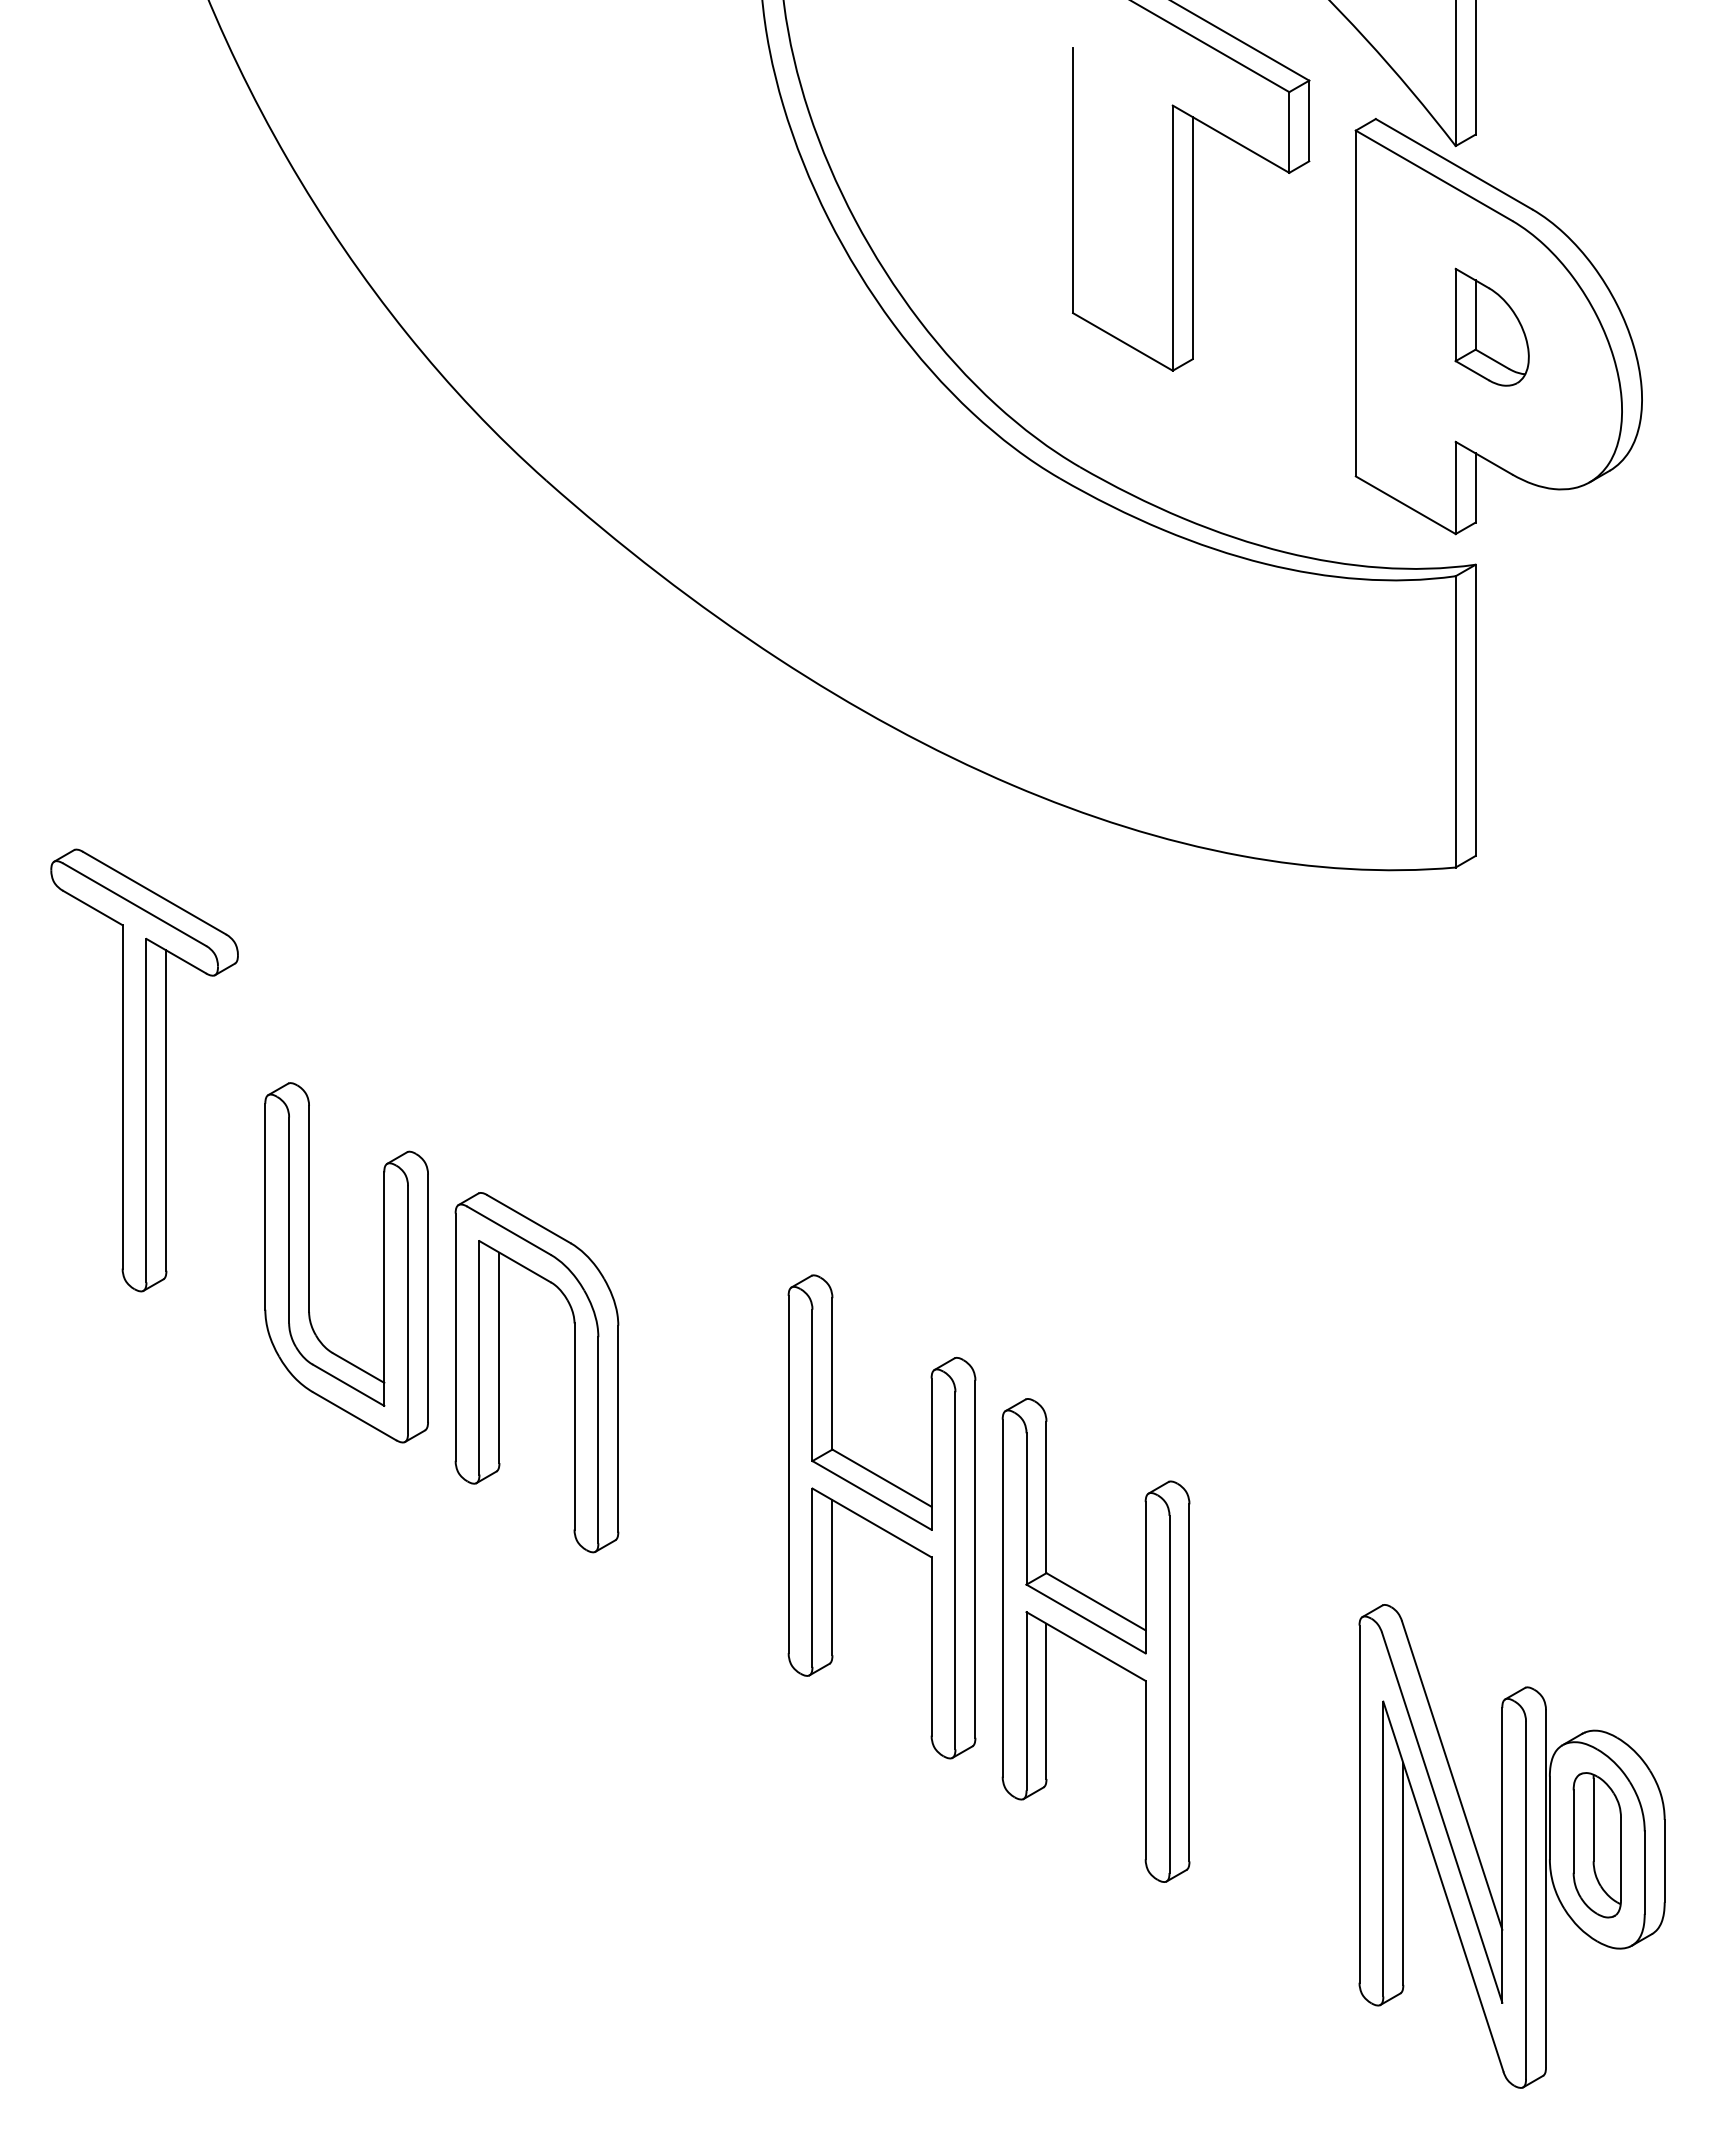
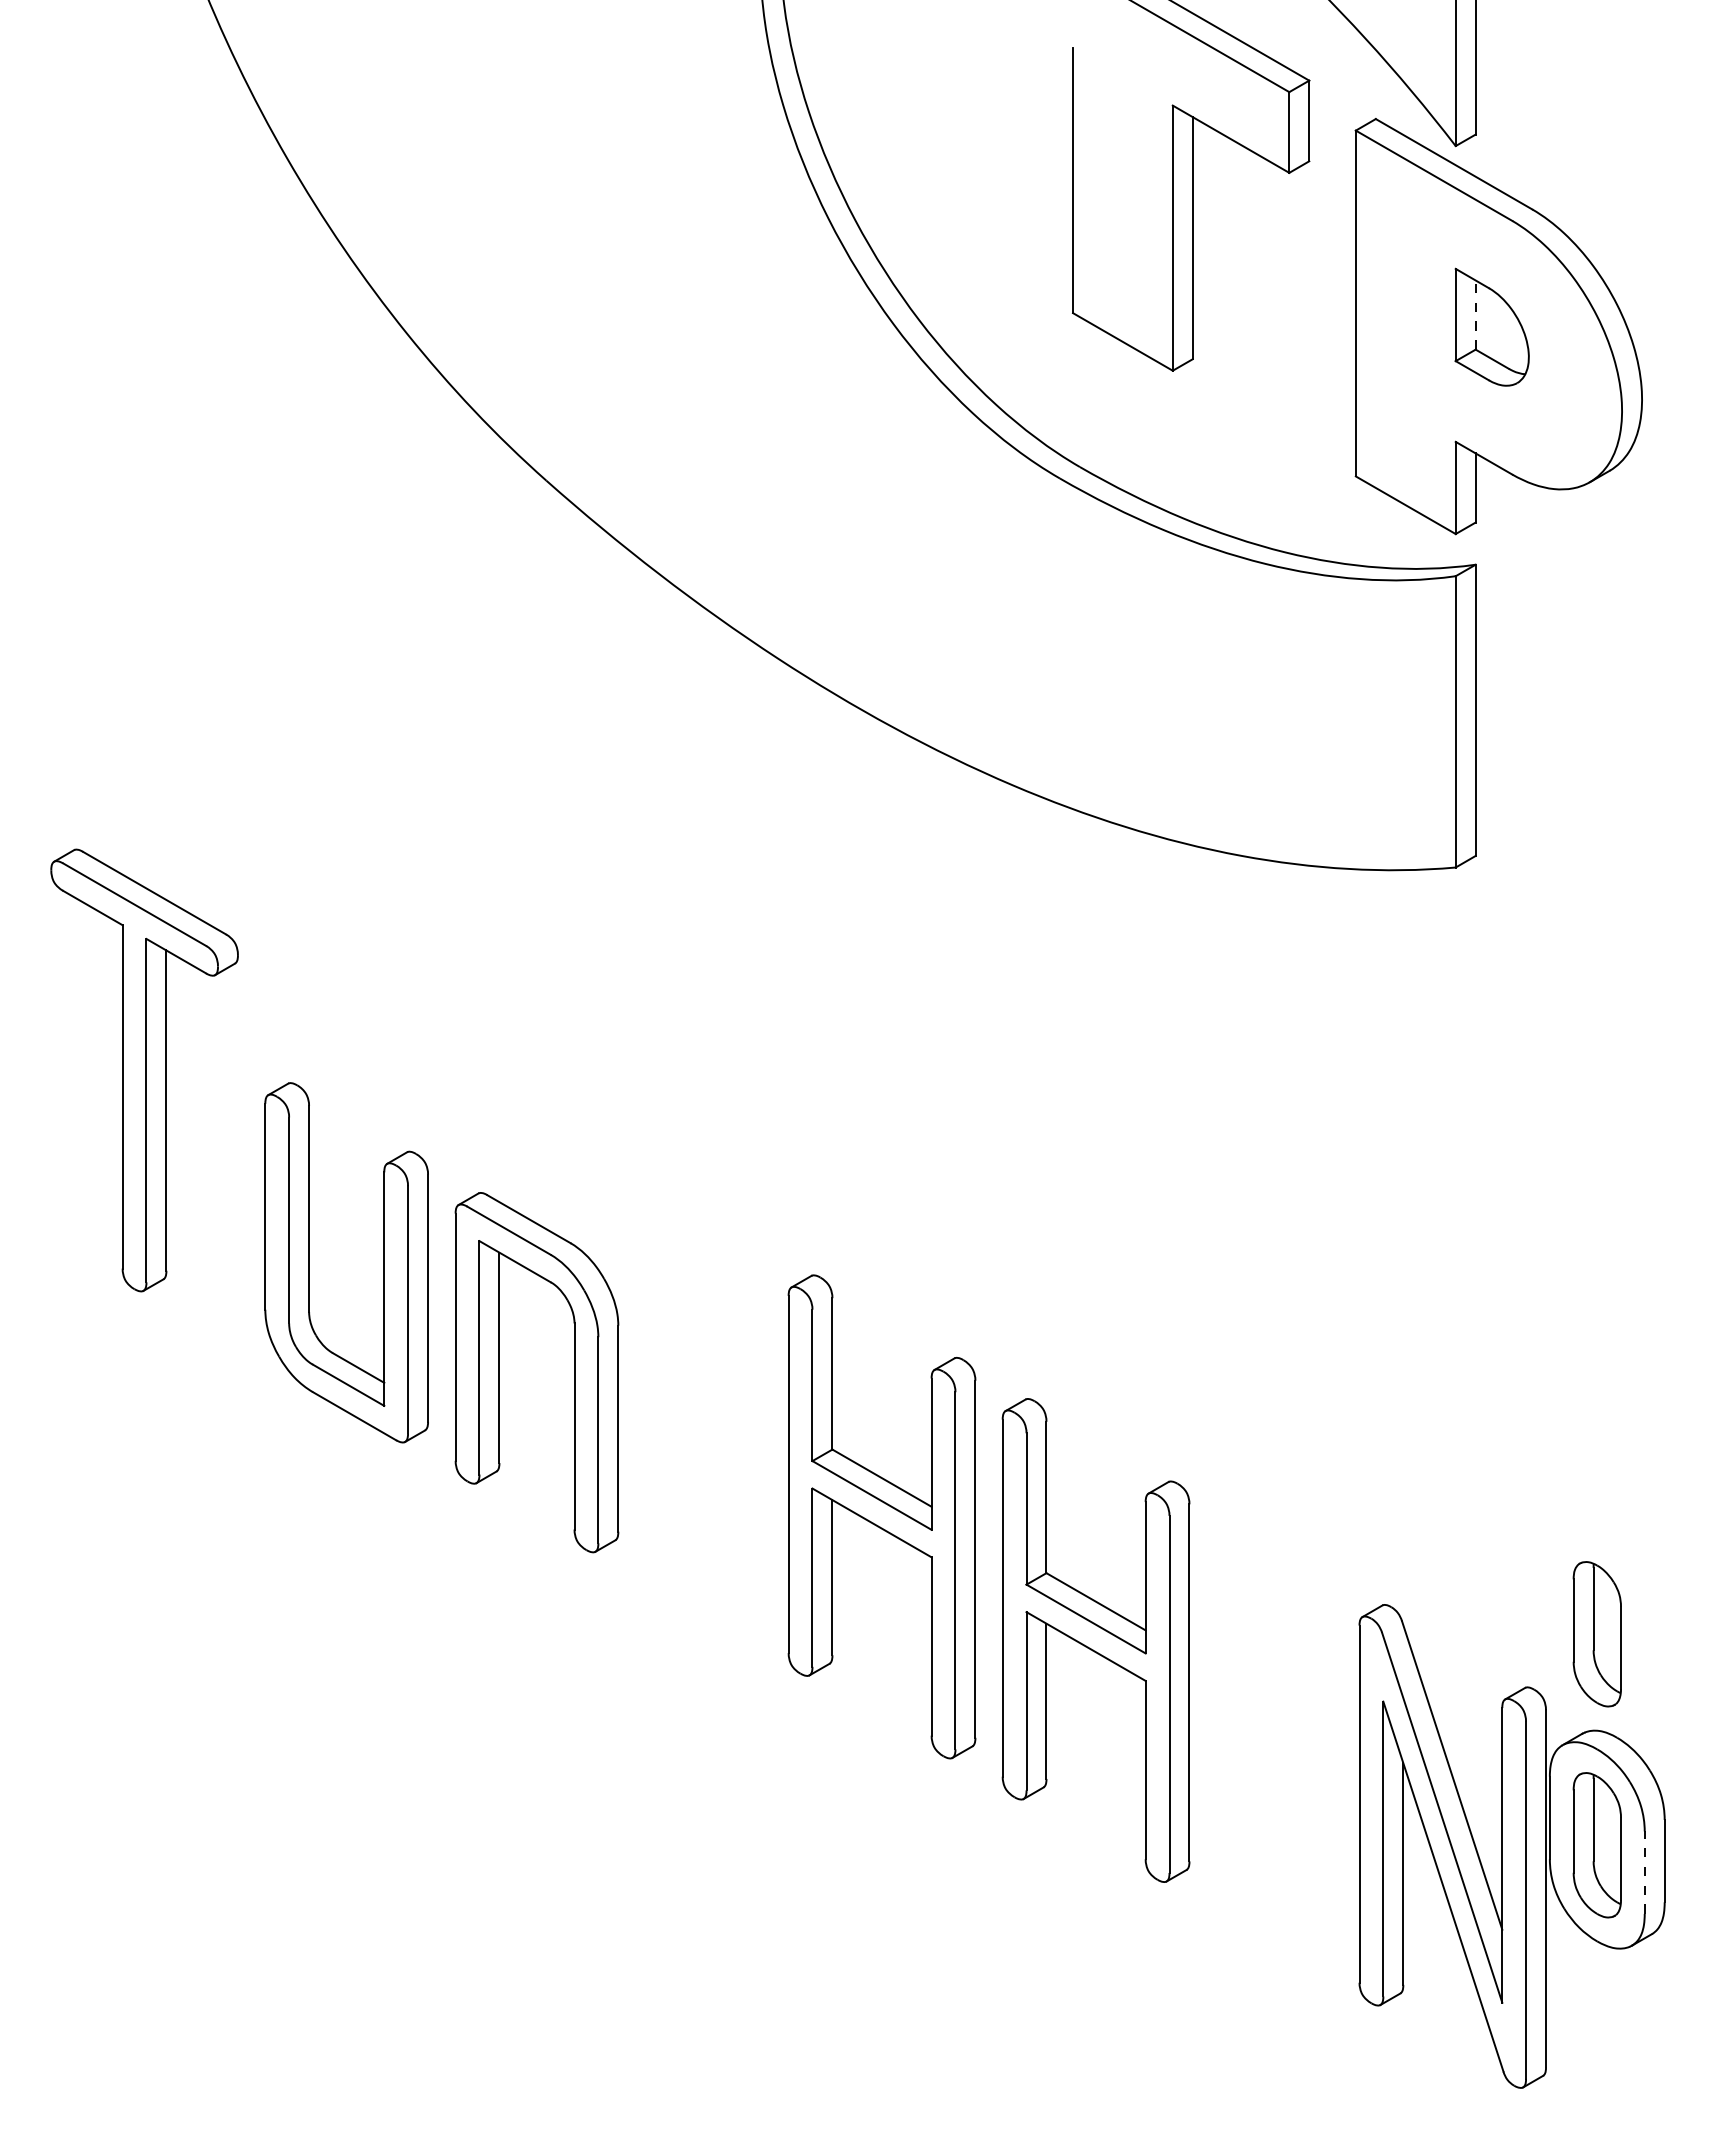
line: solid -> dashed (1475, 315)
part: none -> present (1596, 1634)
line: solid -> dashed (1644, 1872)
